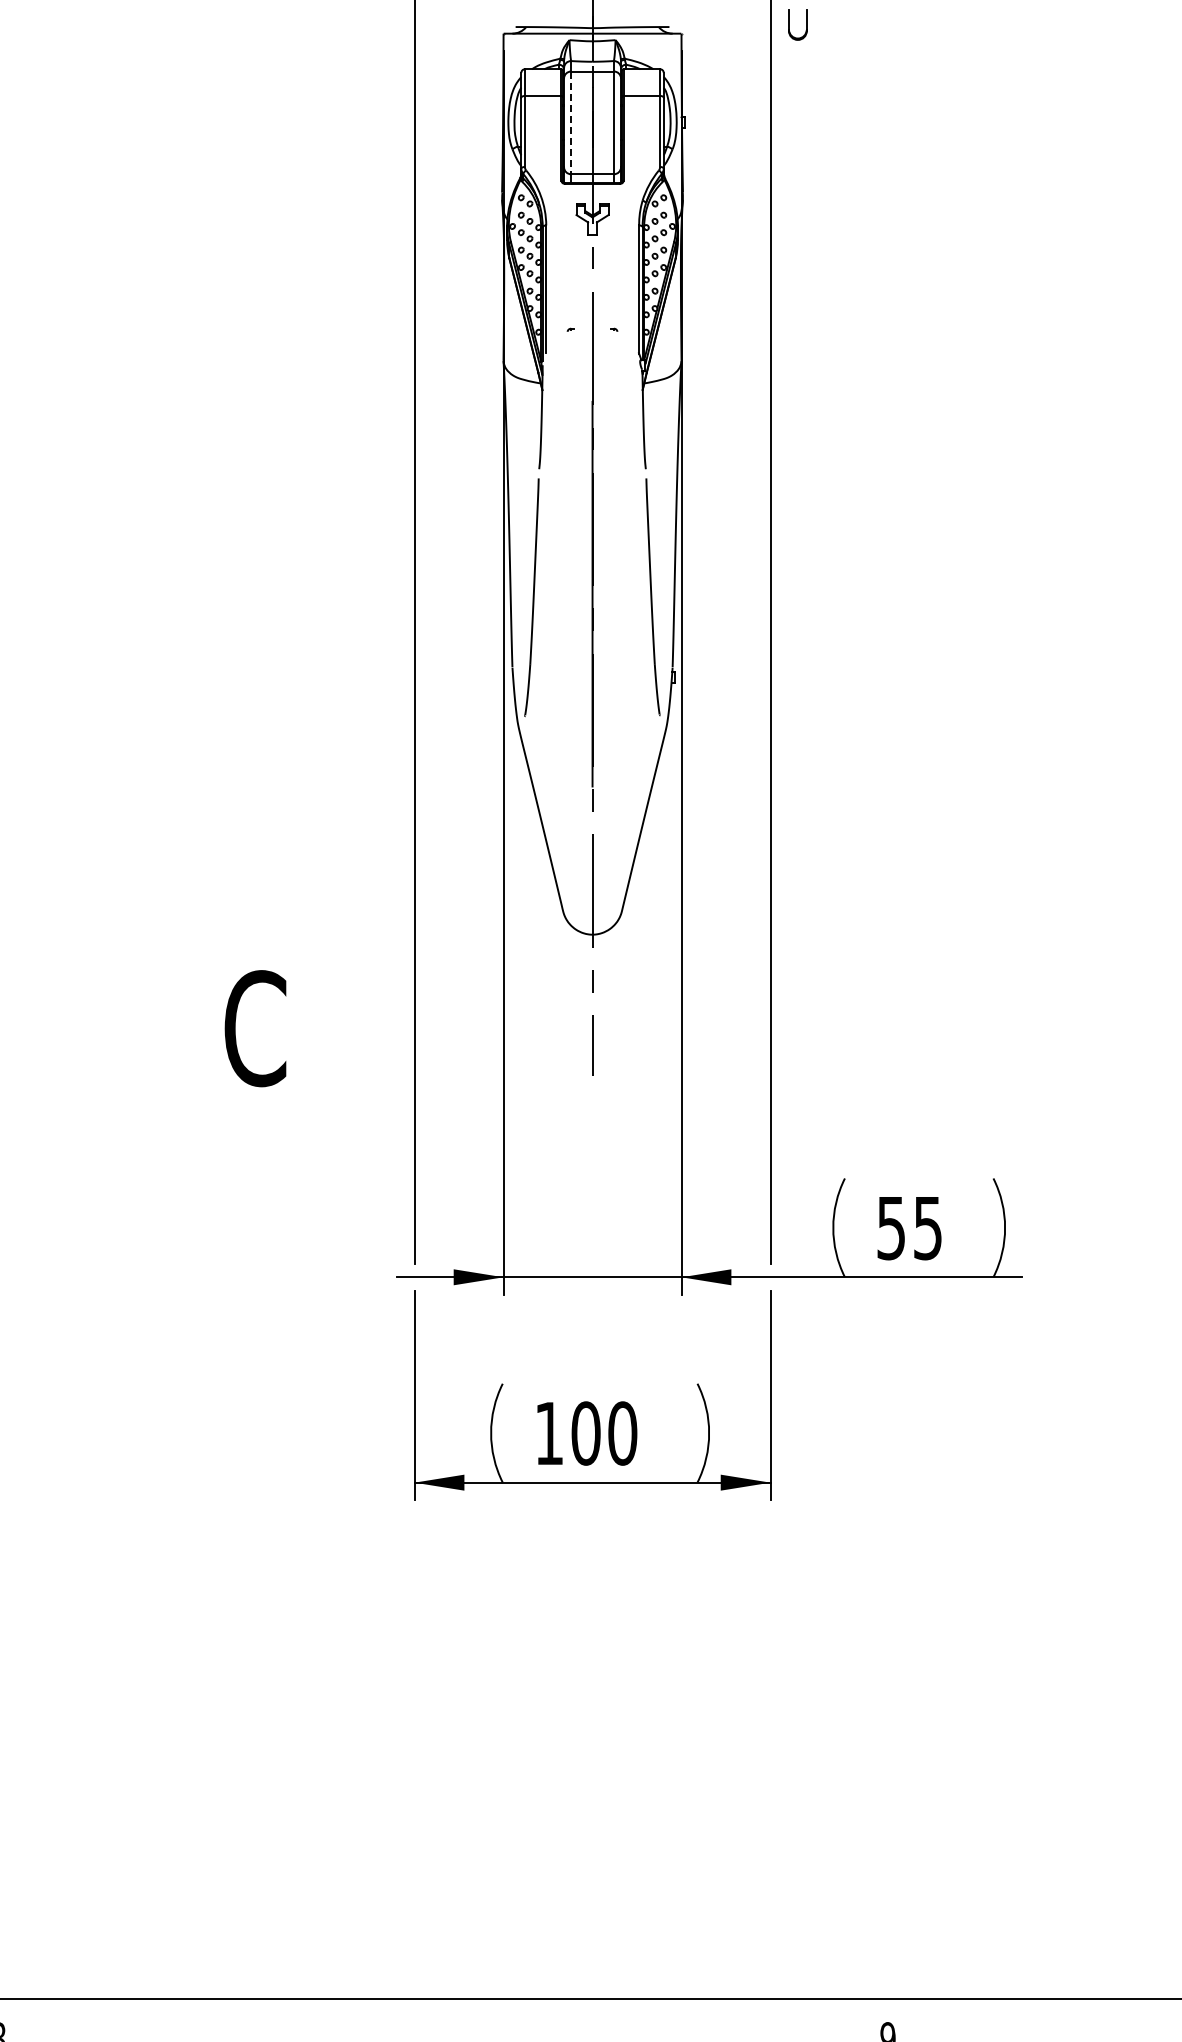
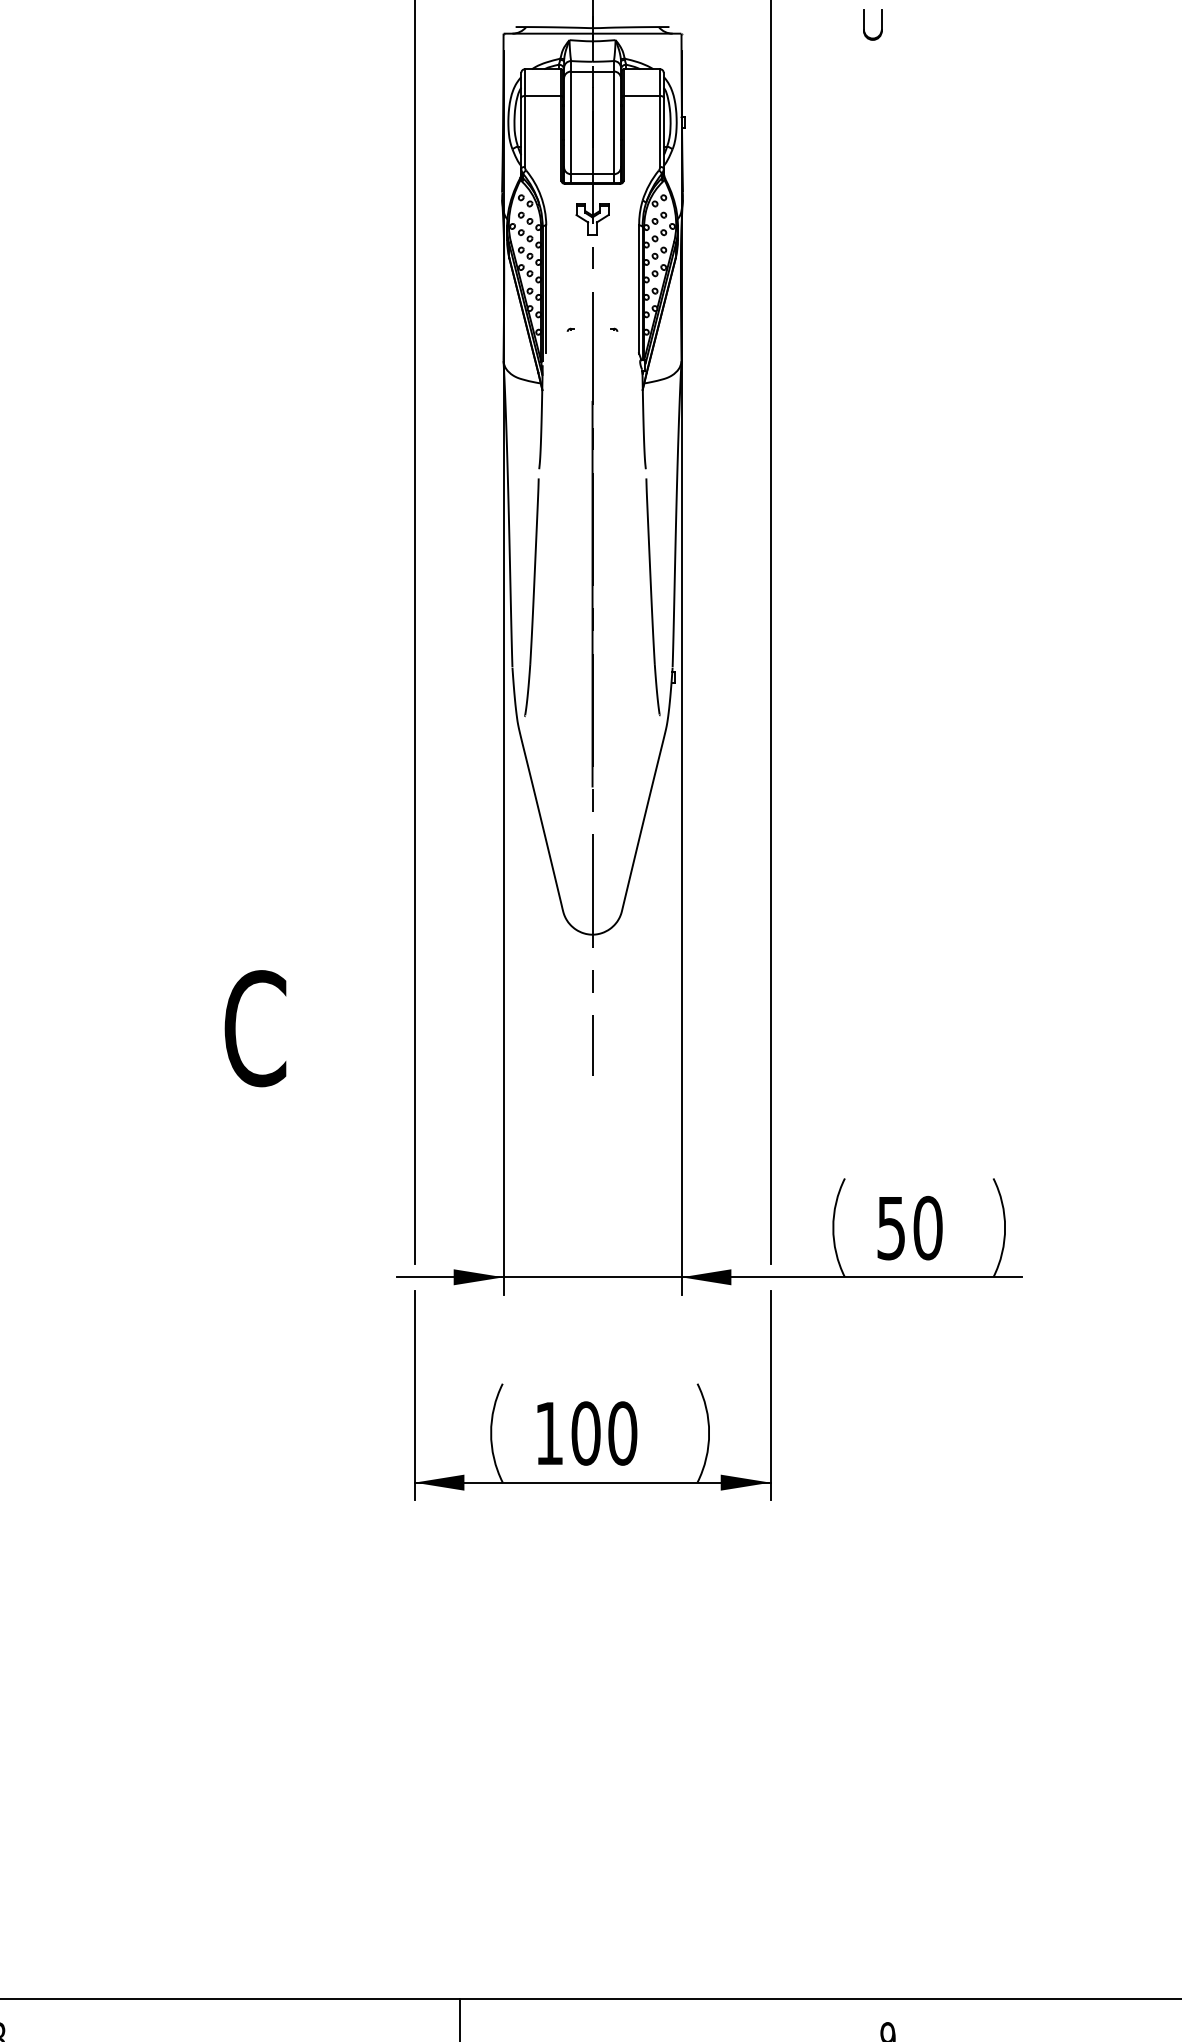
part position: (789, 24) -> (864, 24) (864, 24)
line: dashed -> solid (571, 123)
text: 55 -> 50 (927, 1227)
line: none -> present (459, 2018)
